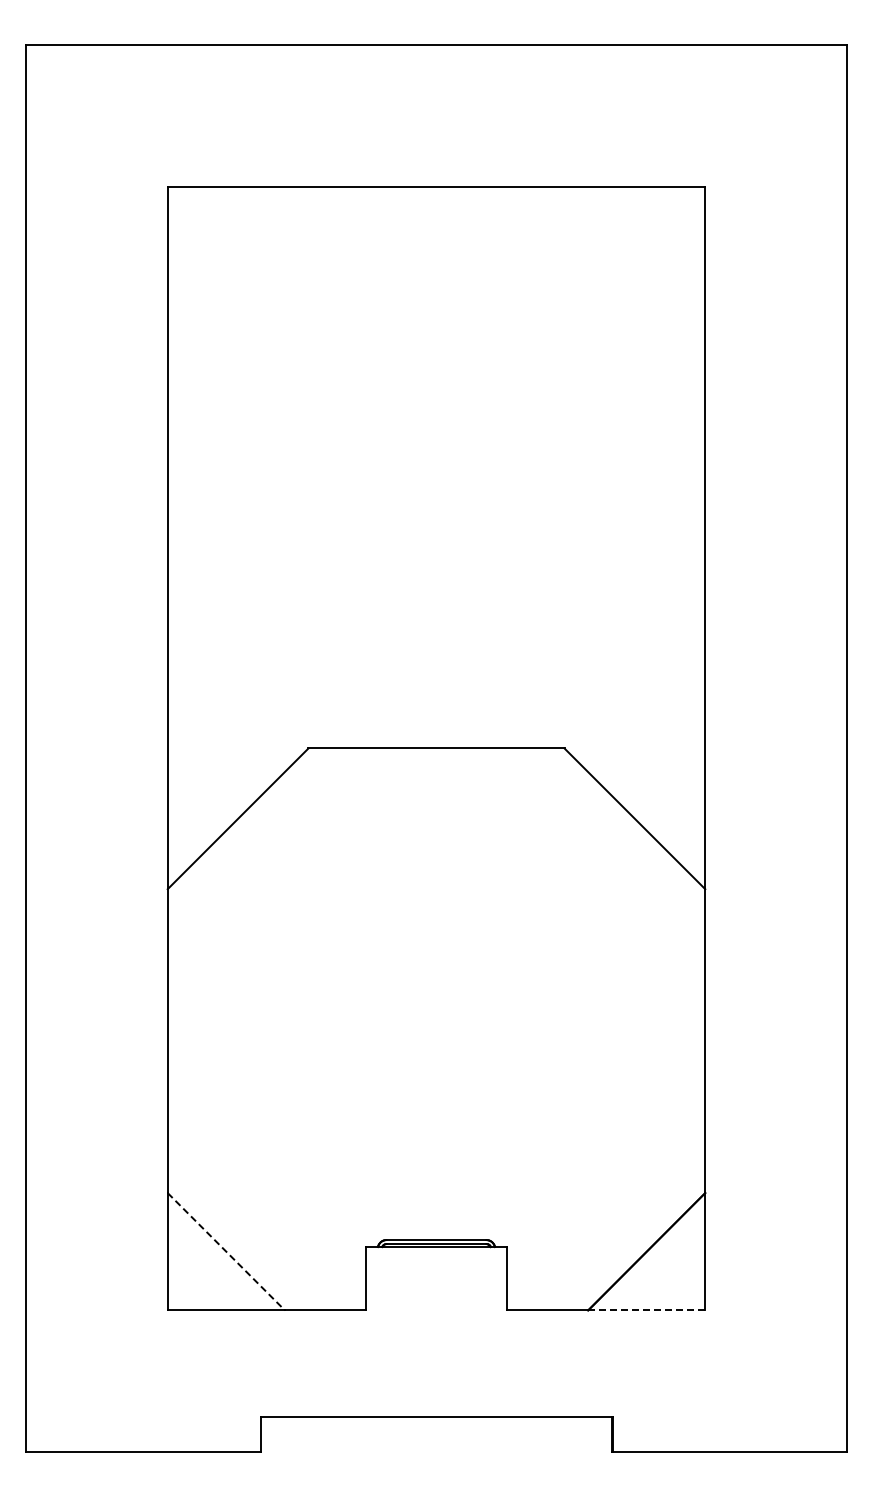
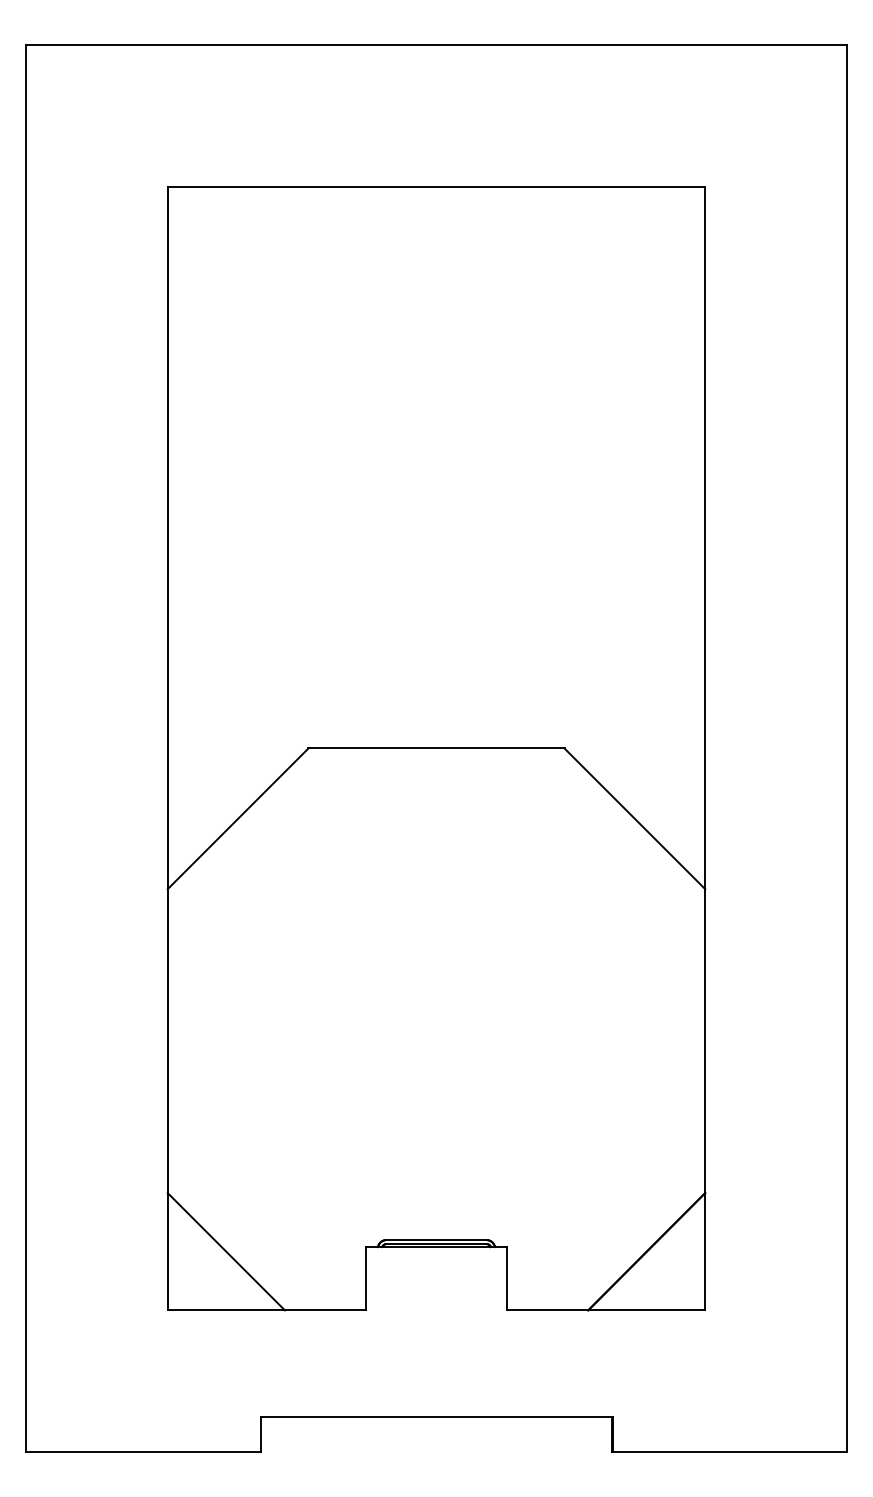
line: dashed -> solid (226, 1251)
line: dashed -> solid (646, 1310)
